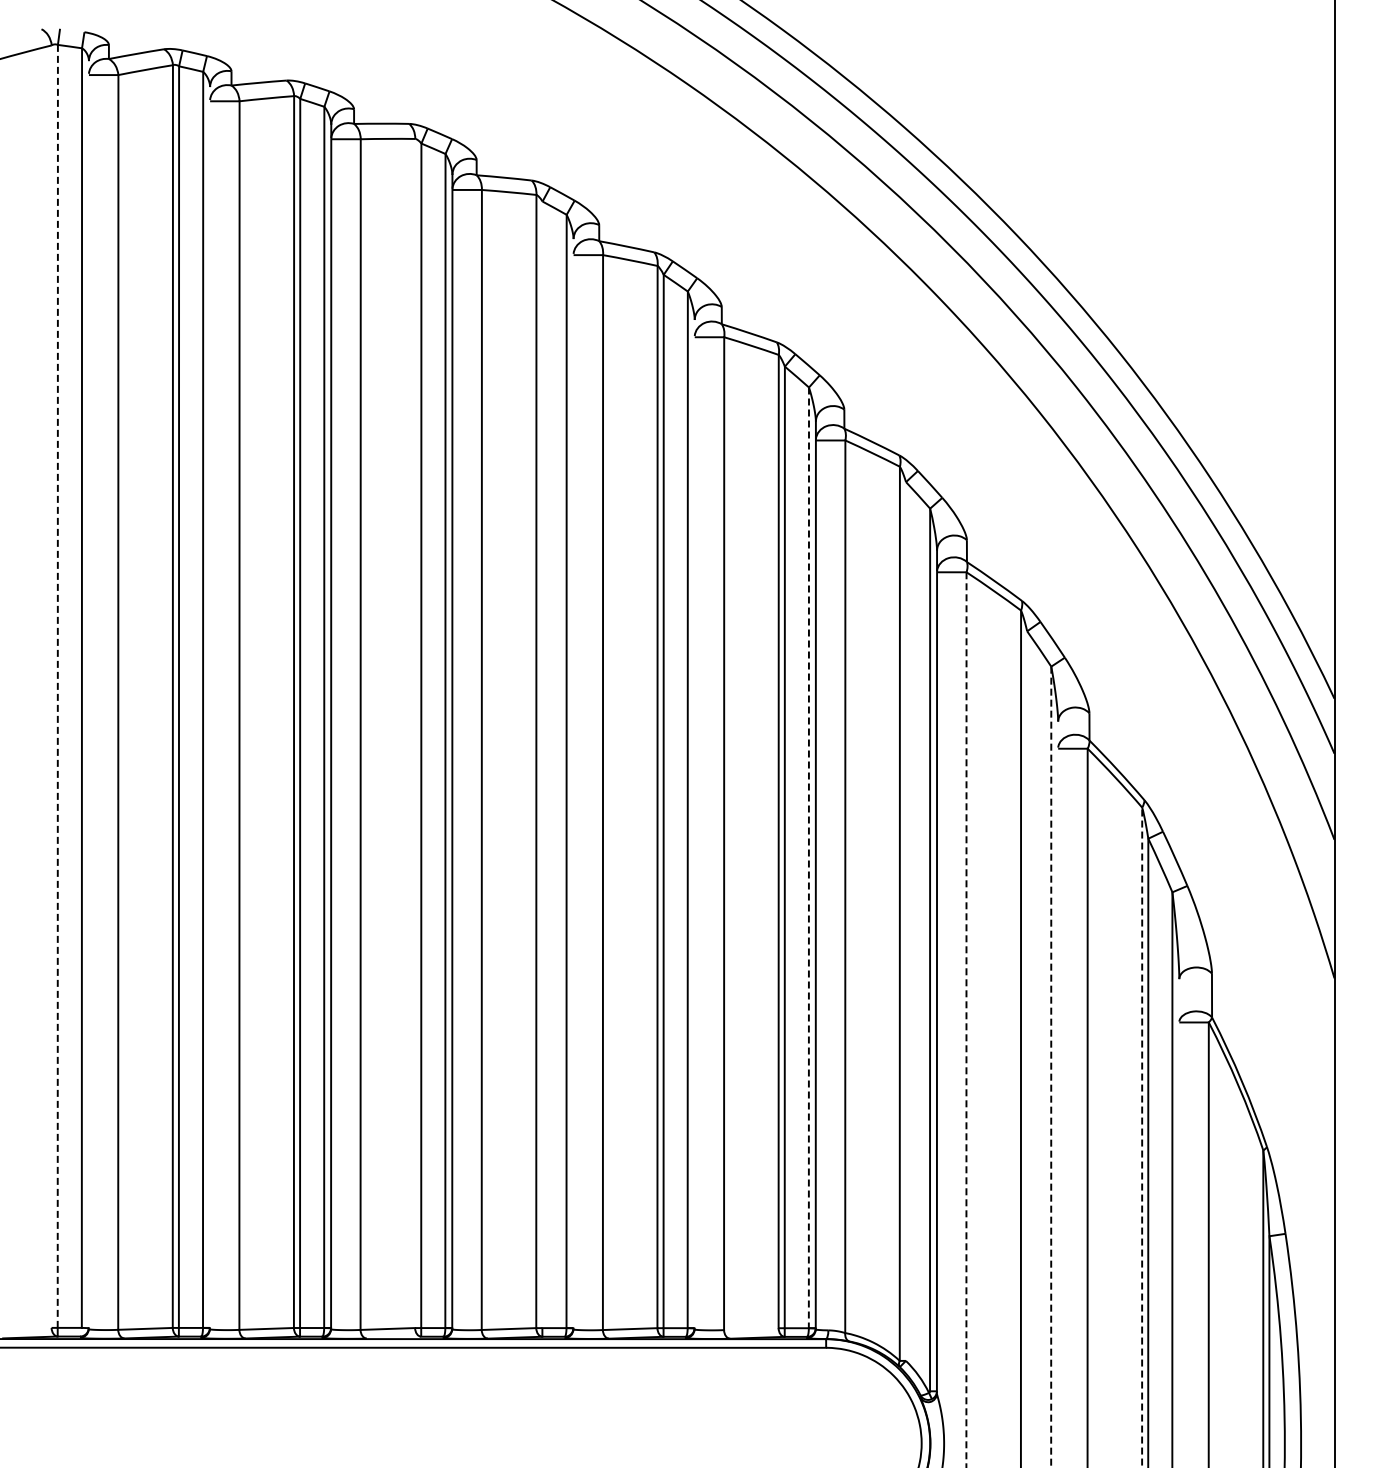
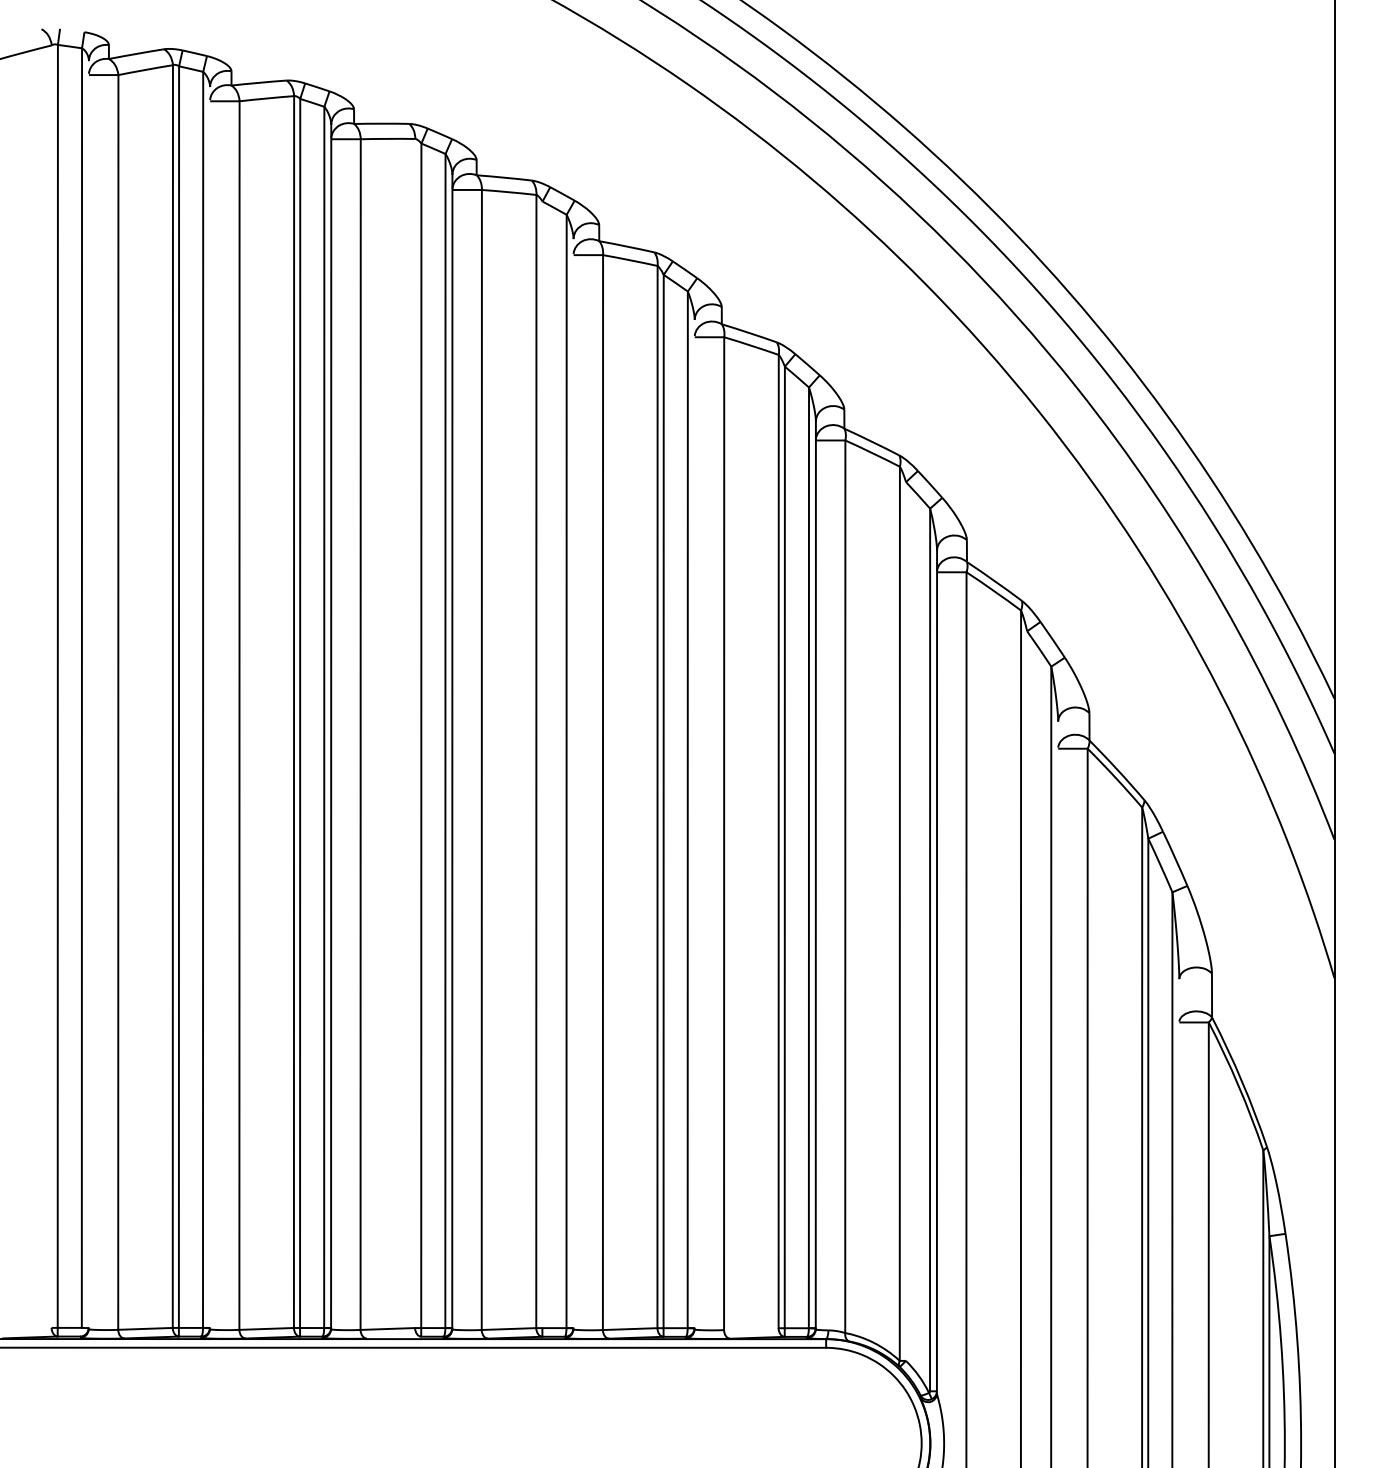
line: dashed -> solid (57, 685)
line: dashed -> solid (808, 858)
line: dashed -> solid (966, 1020)
line: dashed -> solid (1051, 1067)
line: dashed -> solid (1142, 1137)
